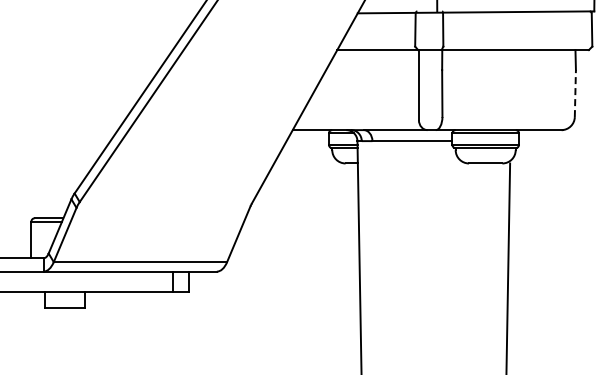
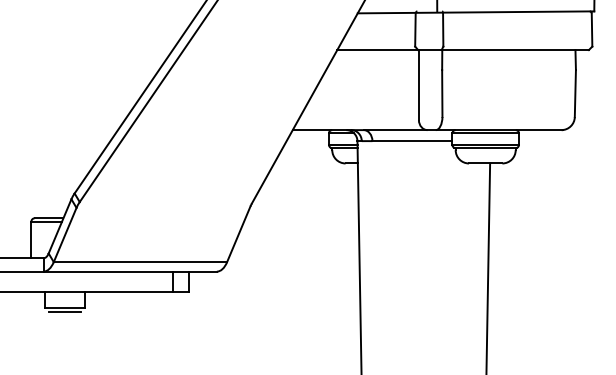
line: dashed -> solid (575, 93)
line position: (508, 267) -> (488, 267) (488, 267)
line: none -> present (64, 311)
